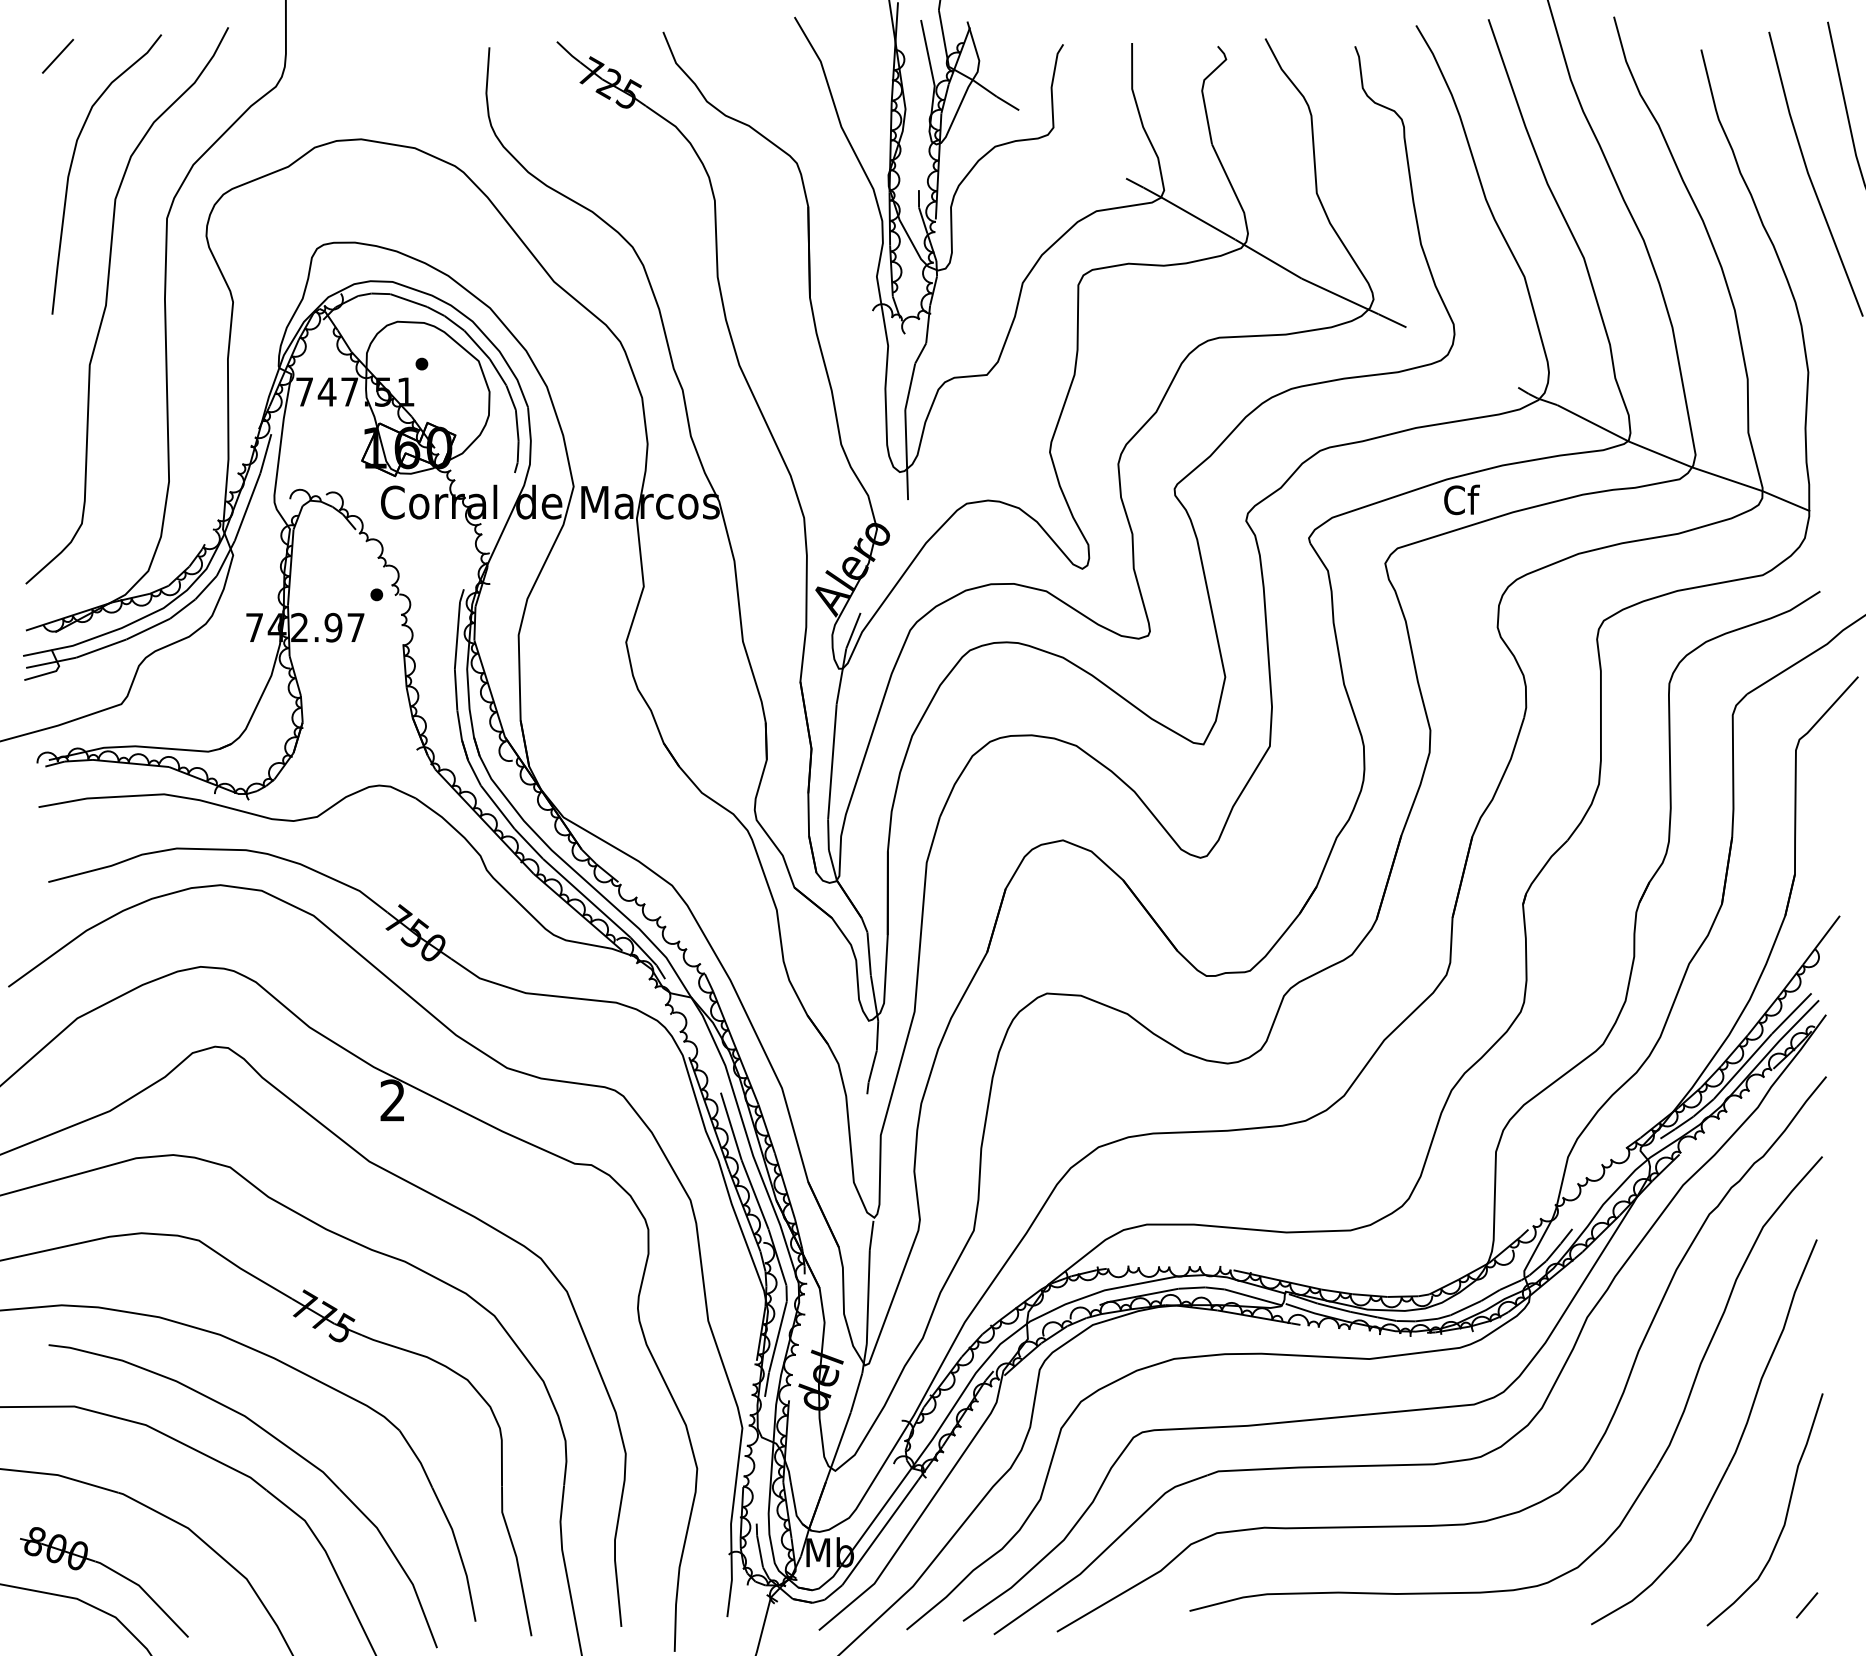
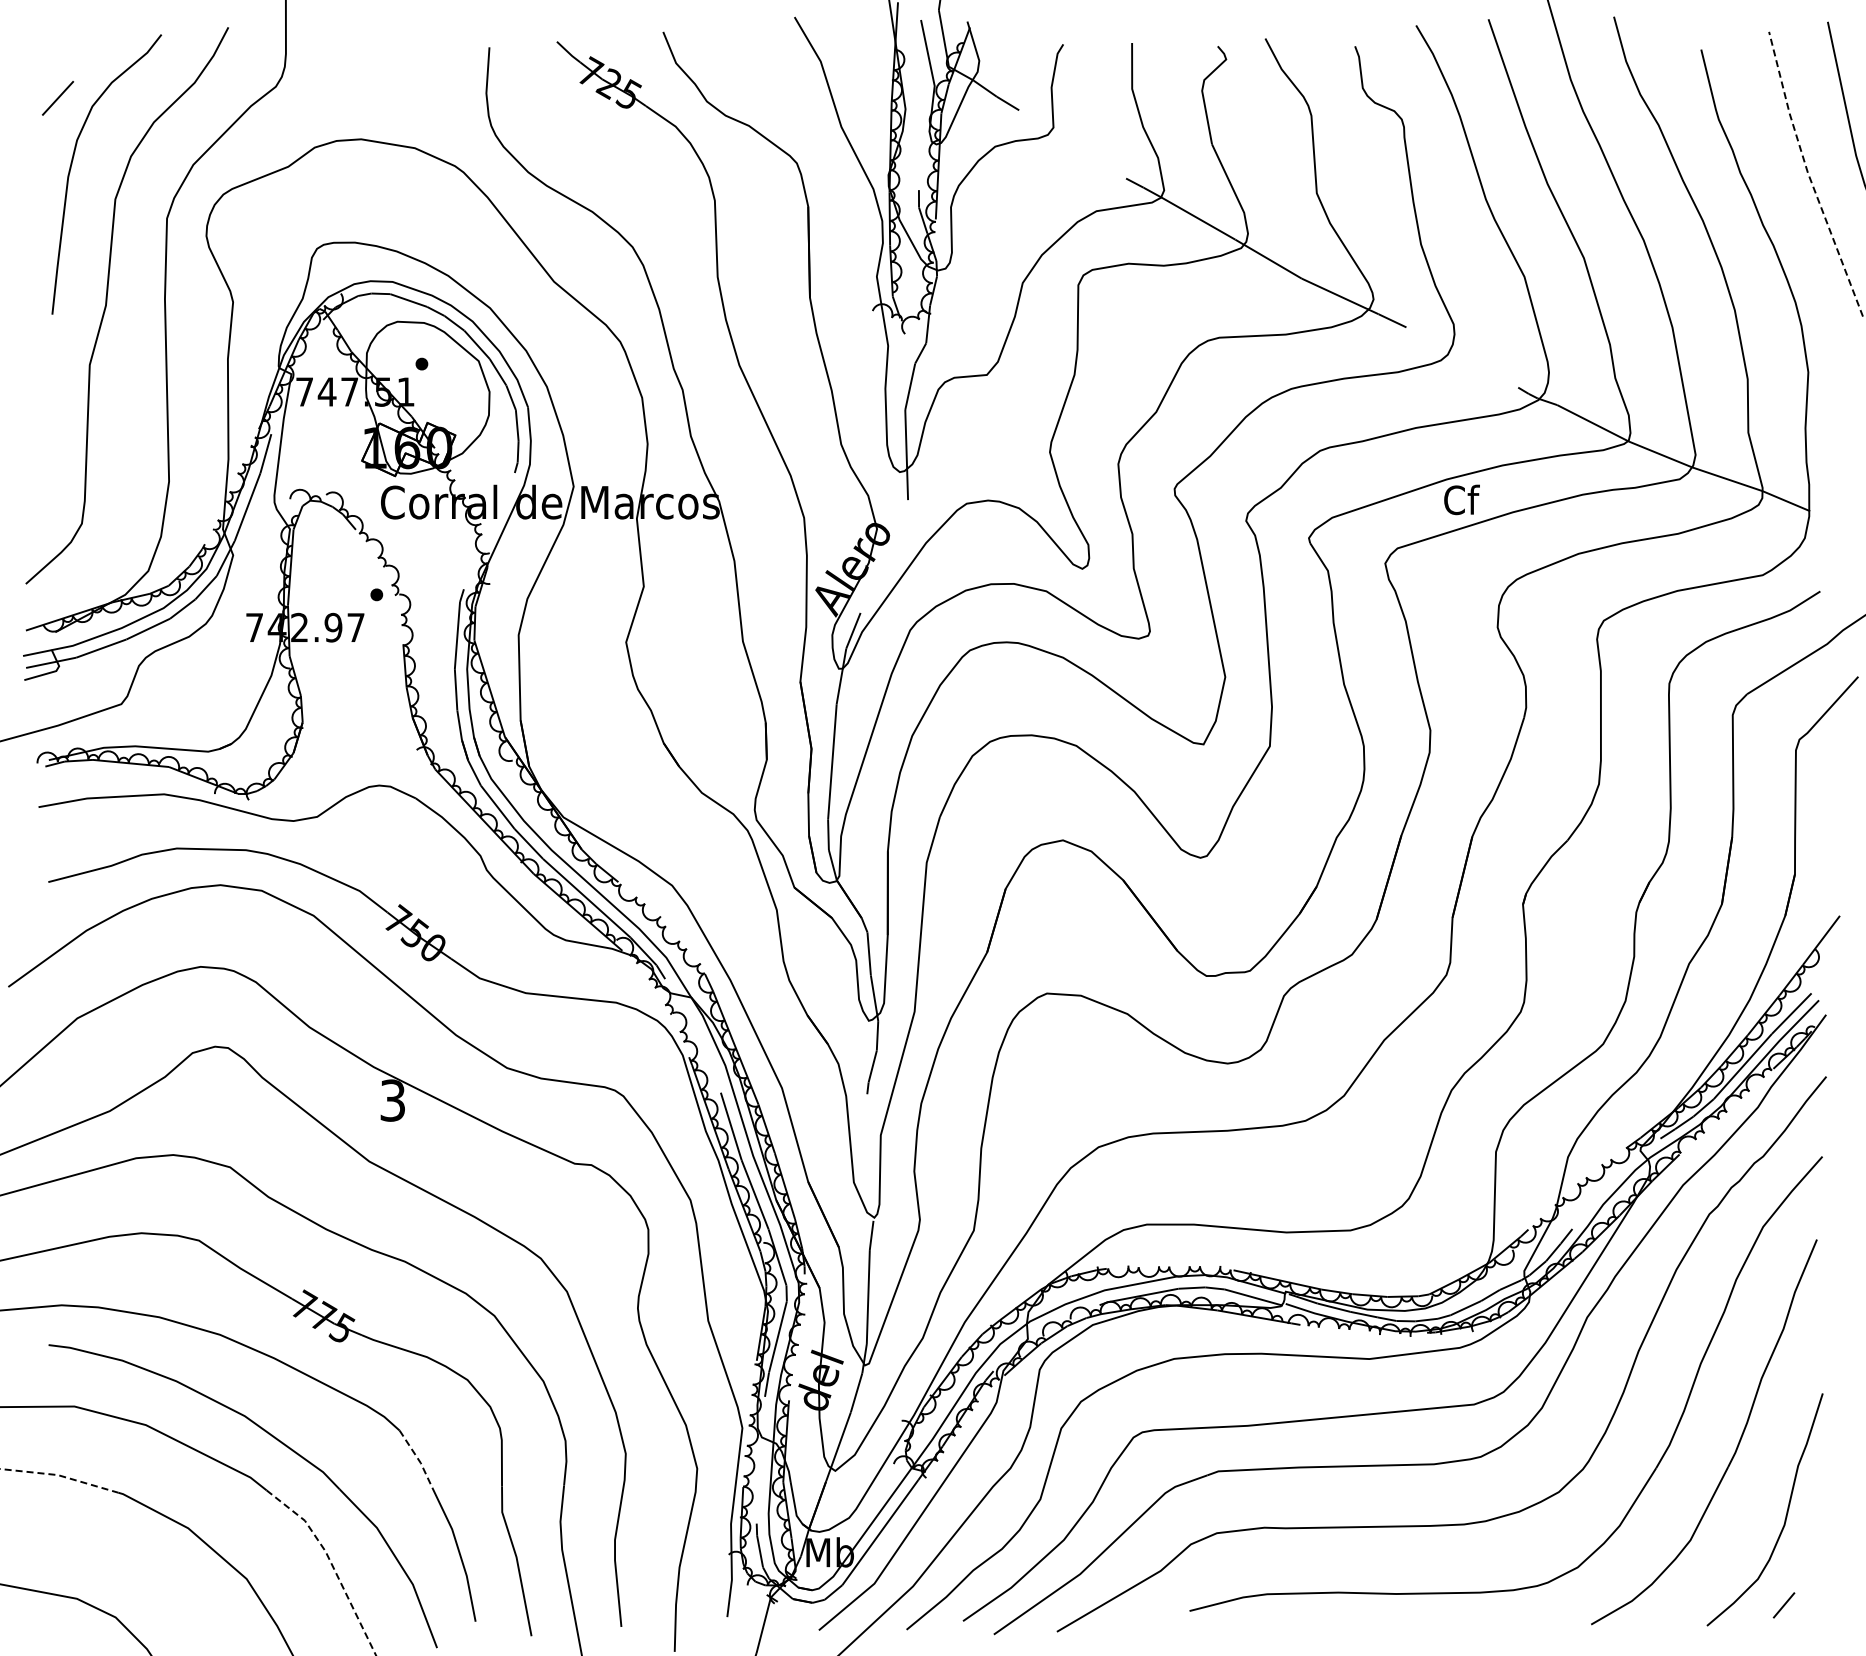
line position: (57, 56) -> (57, 98) (57, 98)
line: solid -> dashed (1808, 174)
text: 2 -> 3 (392, 1100)
line: solid -> dashed (418, 1458)
line: solid -> dashed (59, 1475)
line: solid -> dashed (331, 1563)
part: present -> none (110, 1570)
line position: (1806, 1605) -> (1783, 1605) (1783, 1605)
